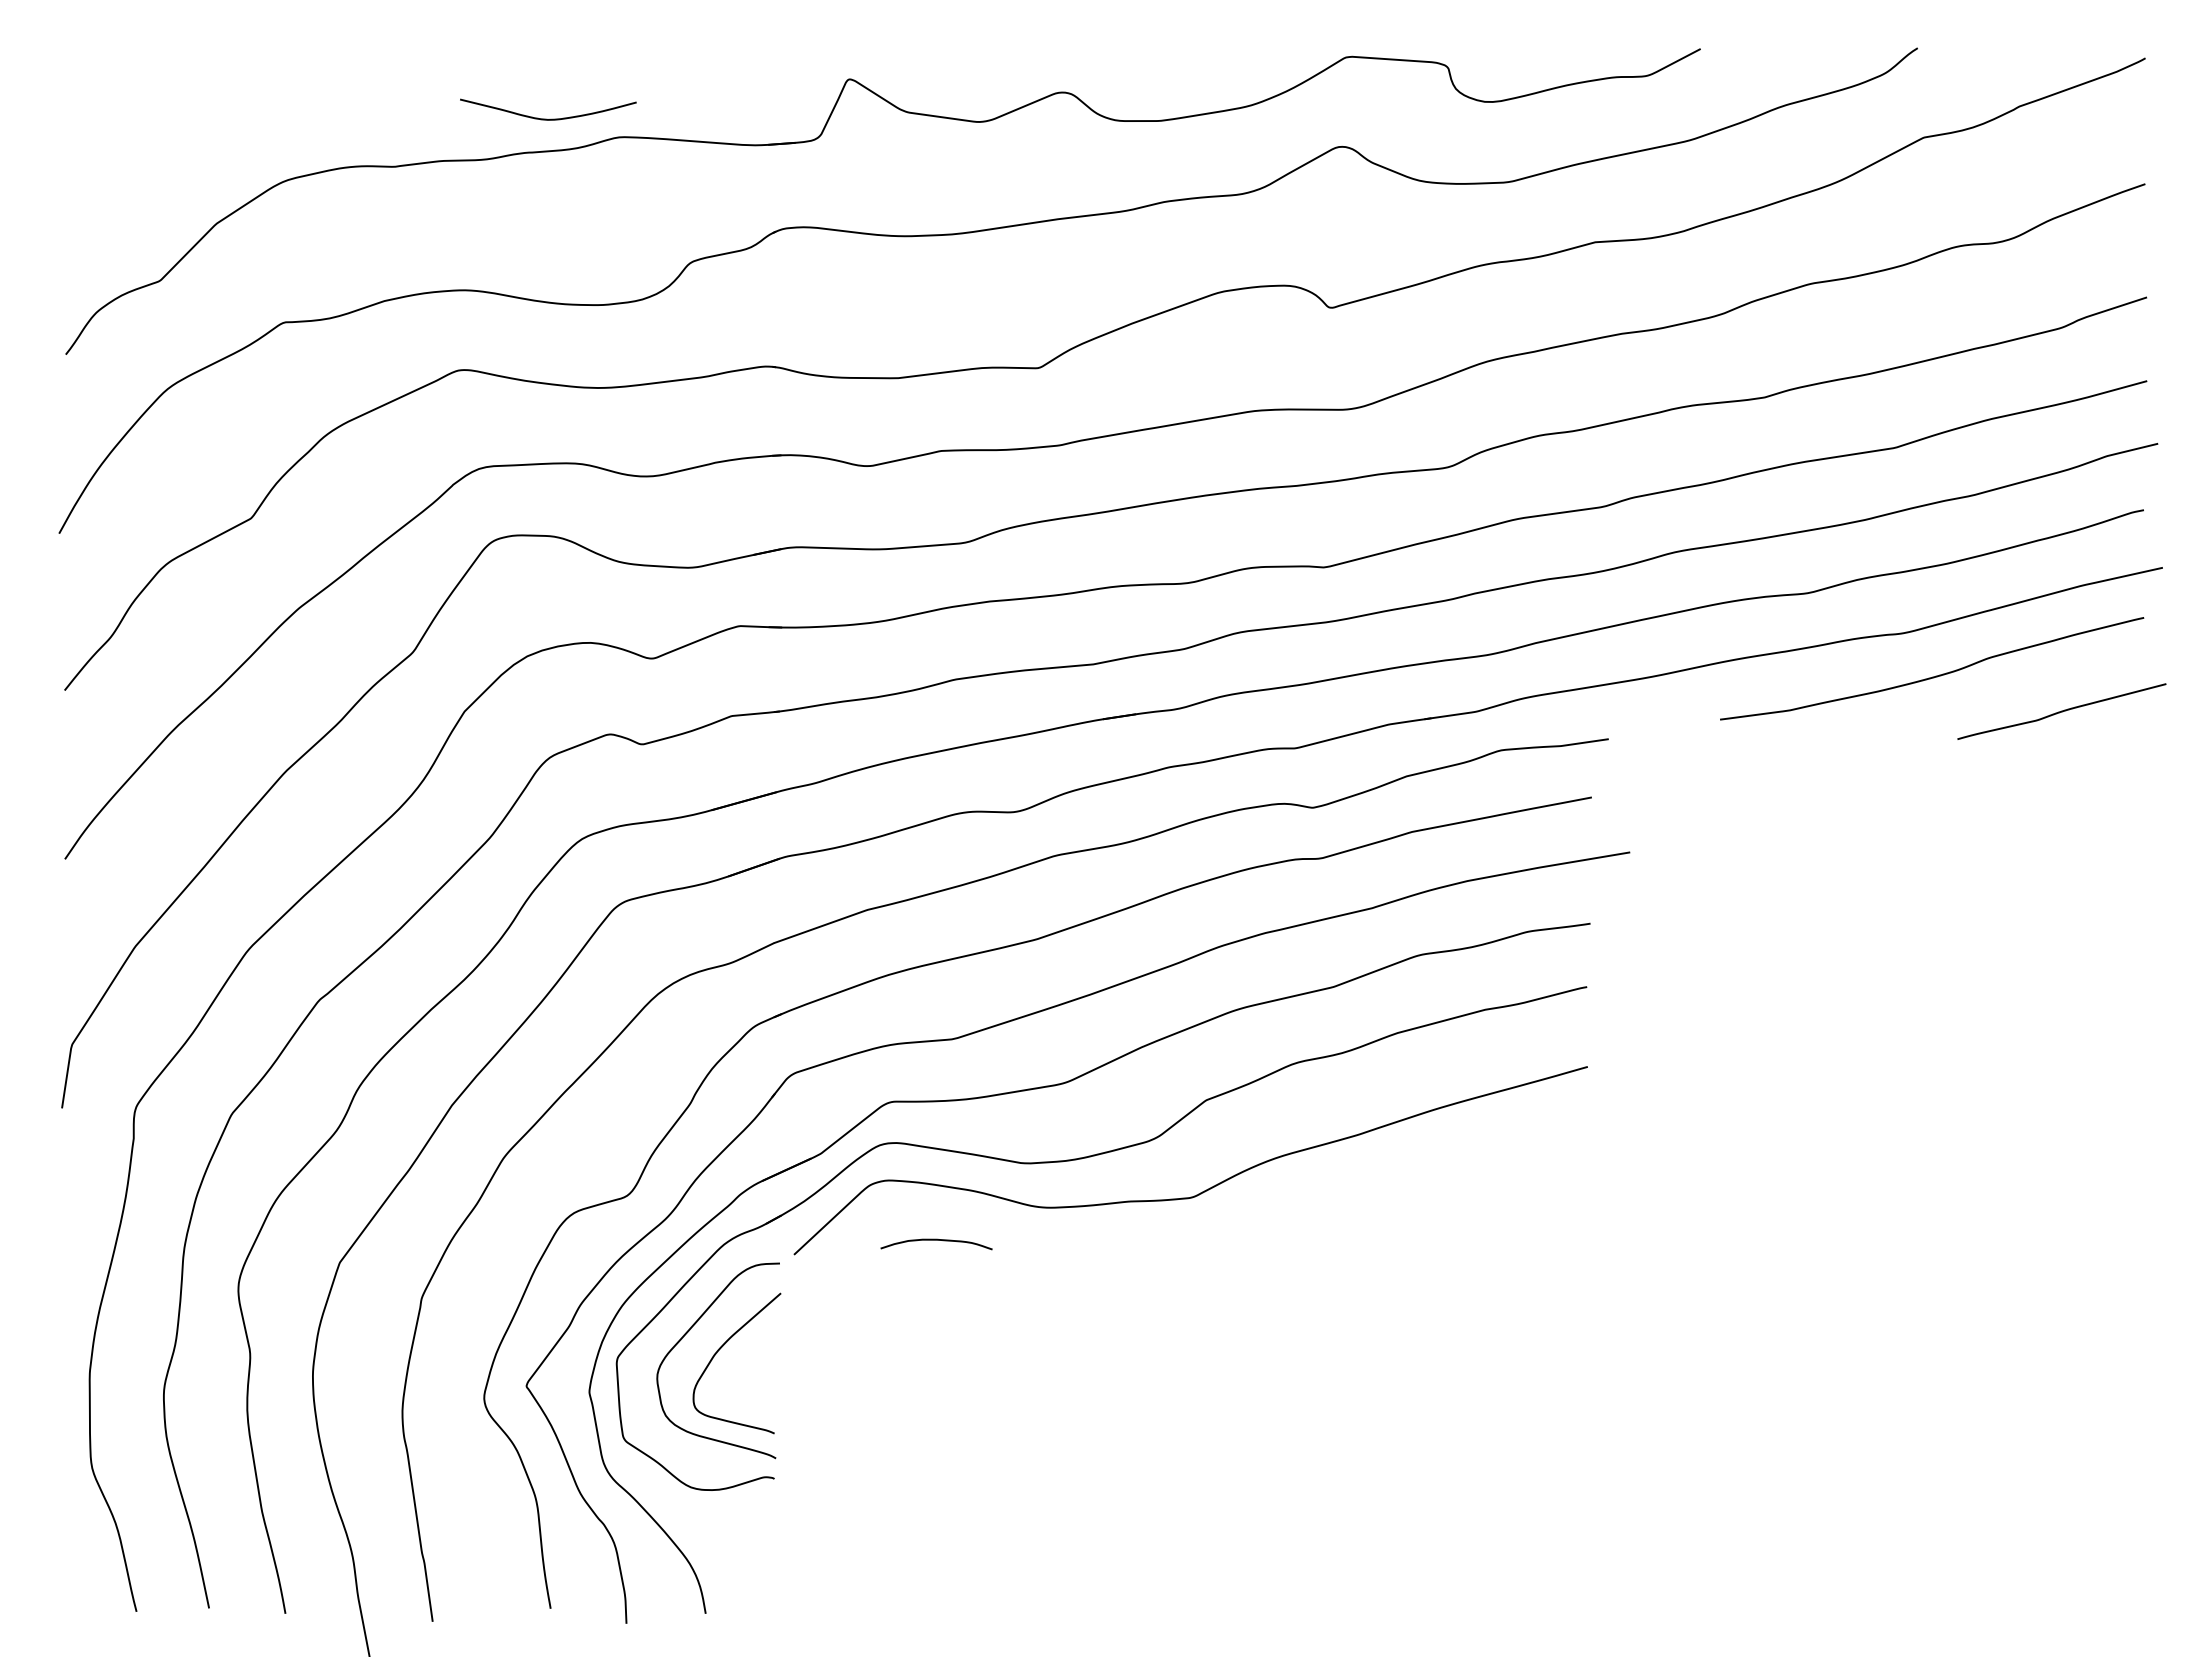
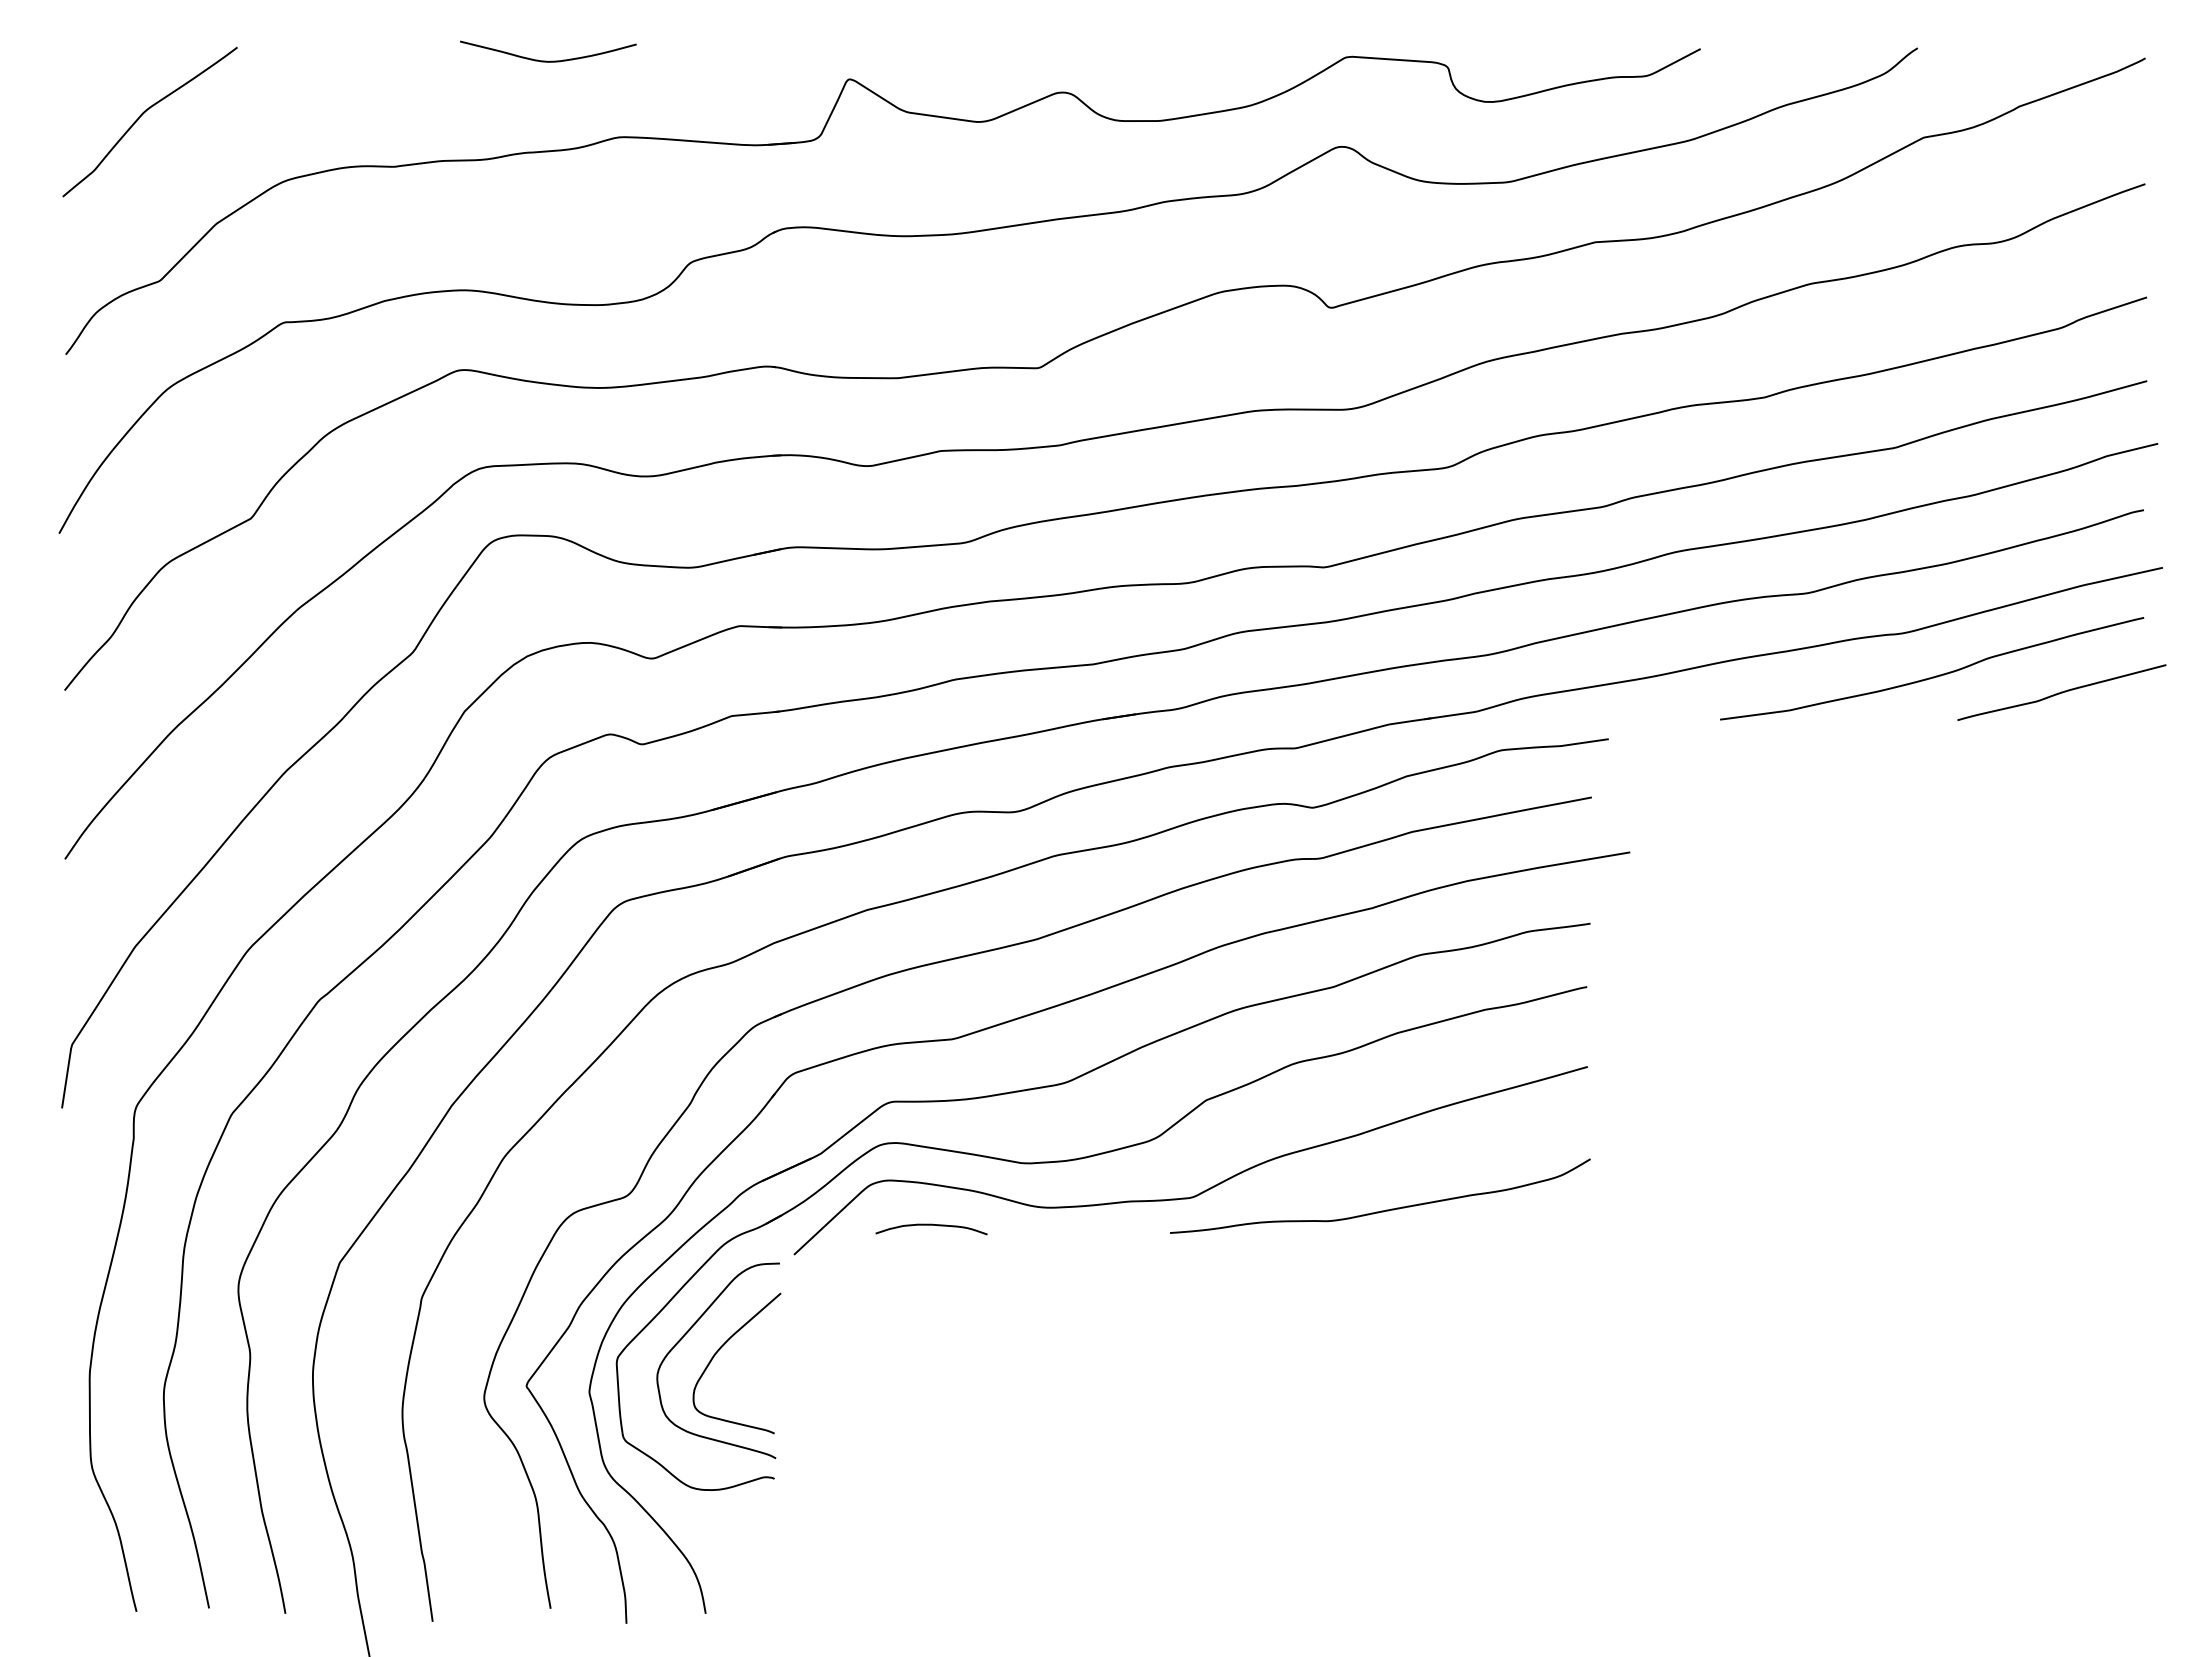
curve: none -> present (142, 115)
curve position: (546, 118) -> (546, 60) (546, 60)
curve position: (2061, 711) -> (2061, 692) (2061, 692)
curve: none -> present (1381, 1210)
curve position: (936, 1240) -> (931, 1225) (931, 1225)
